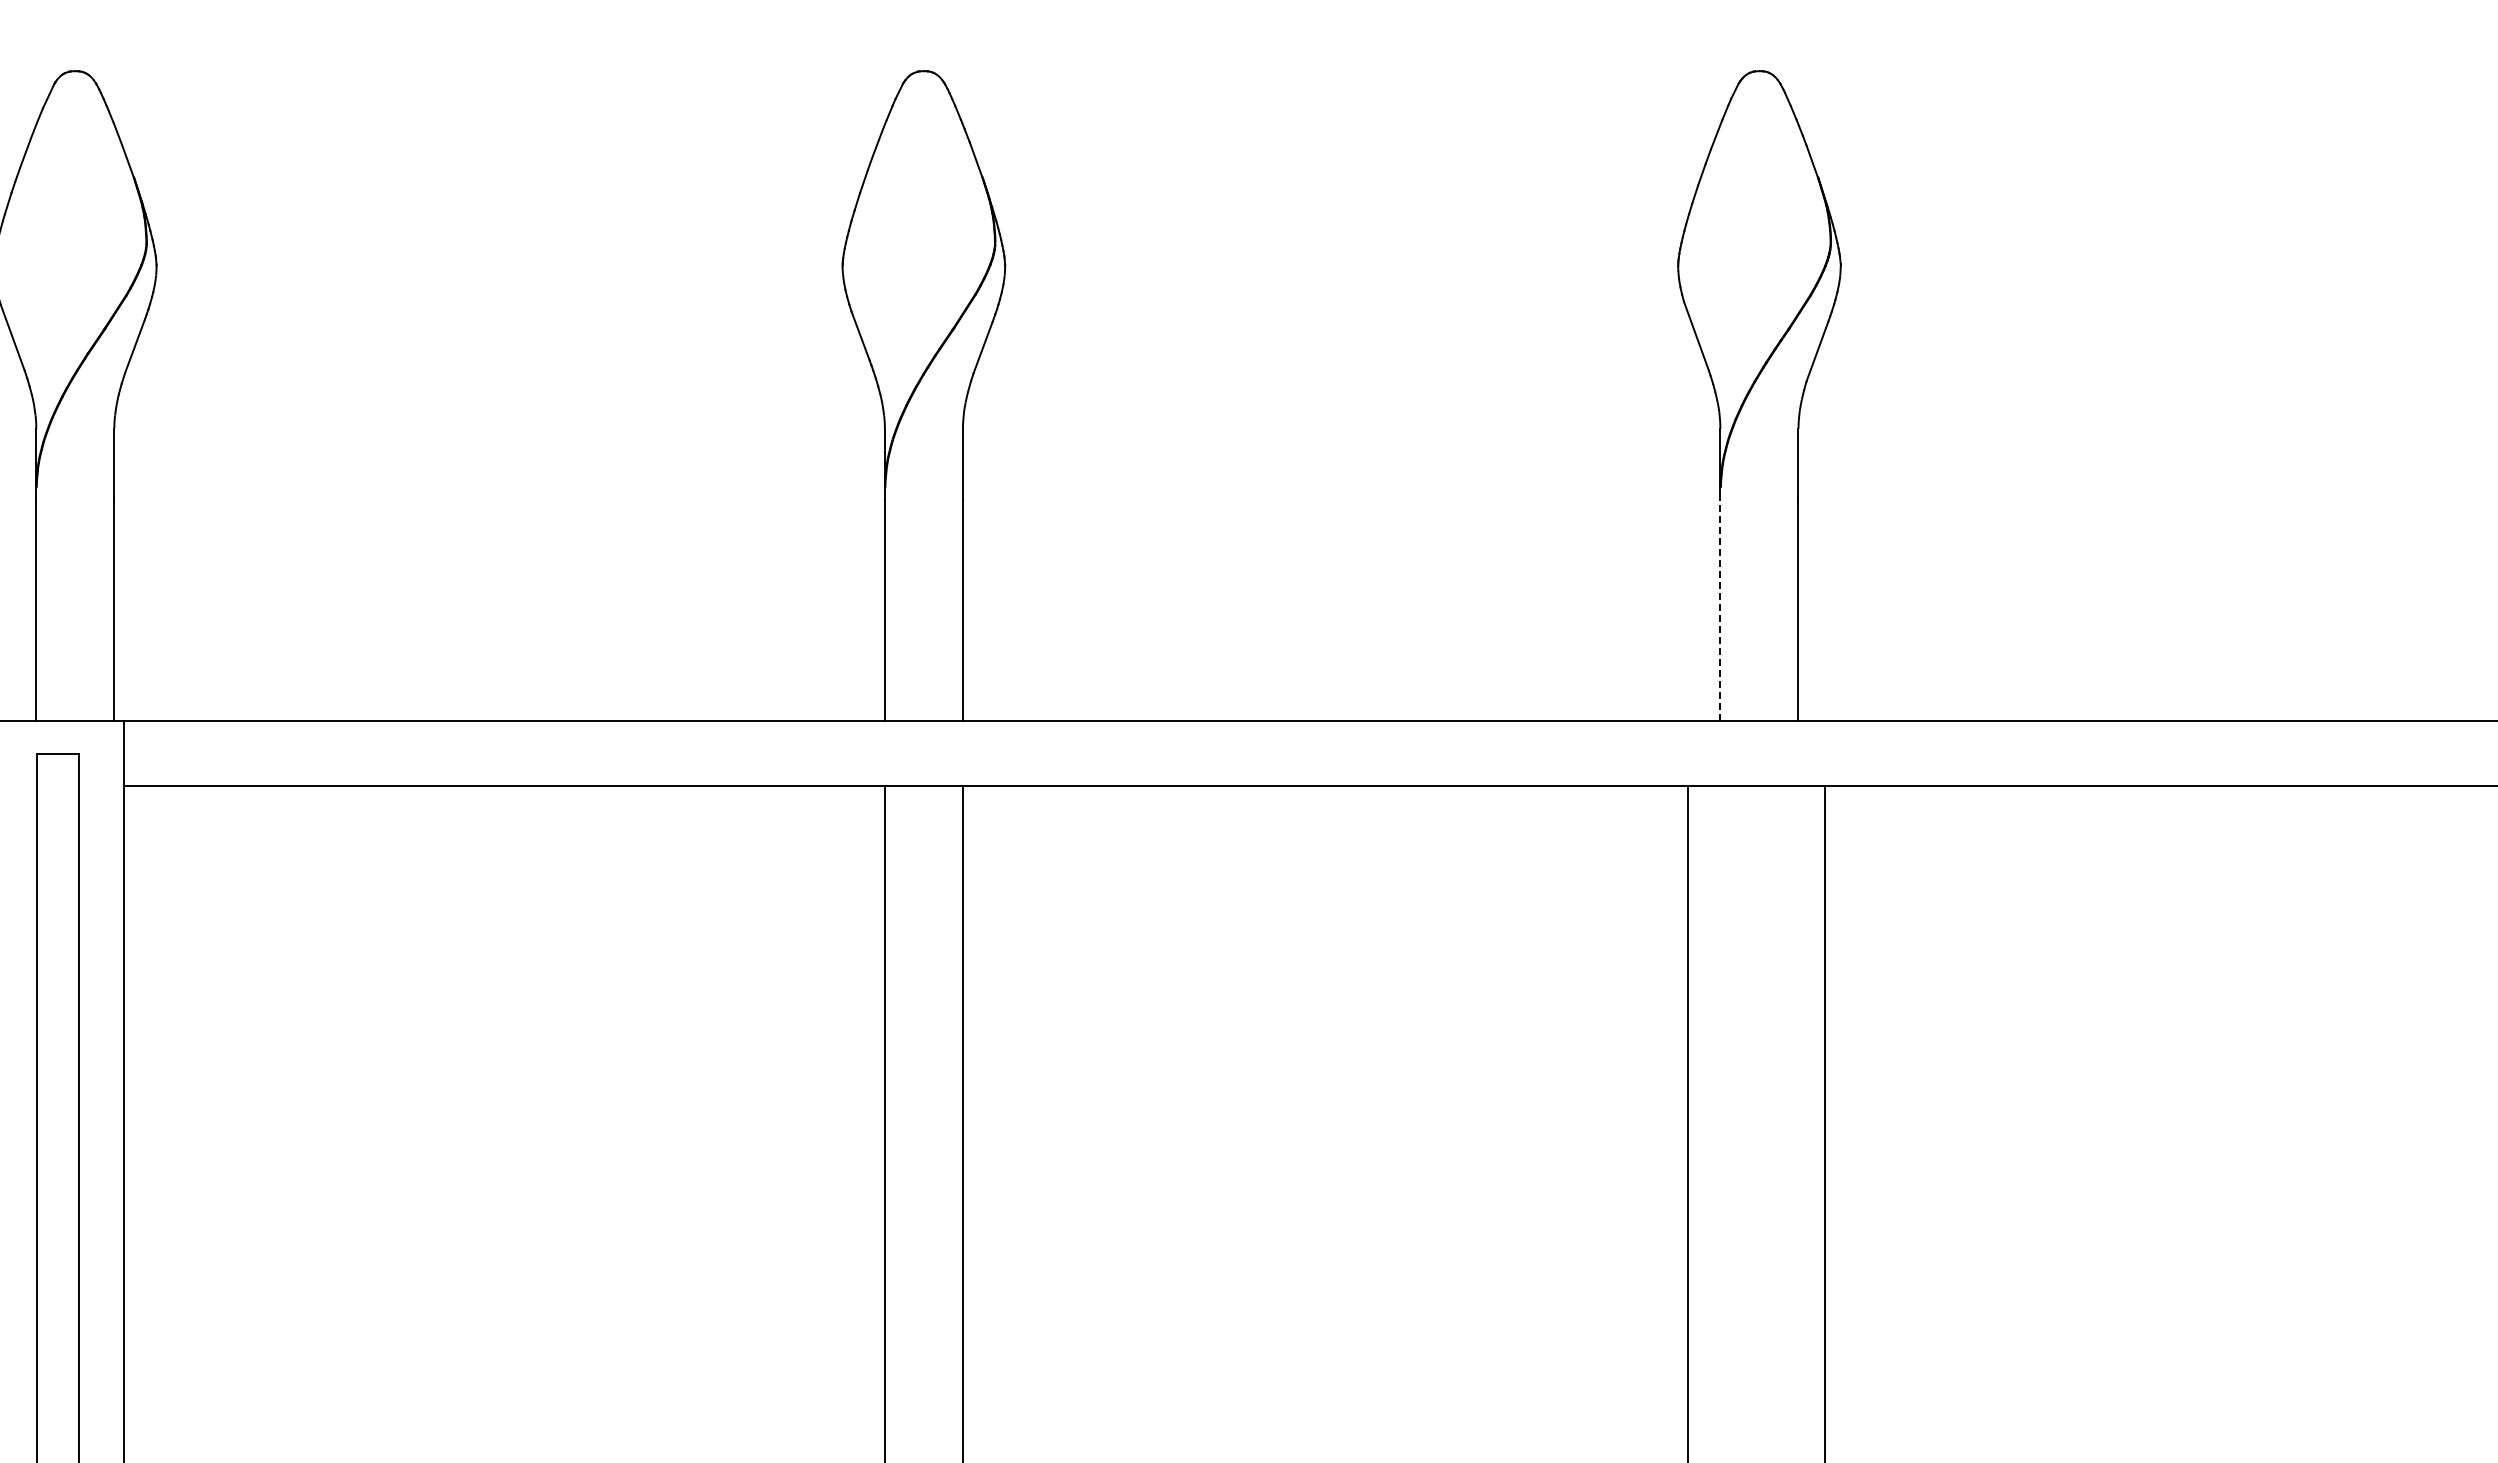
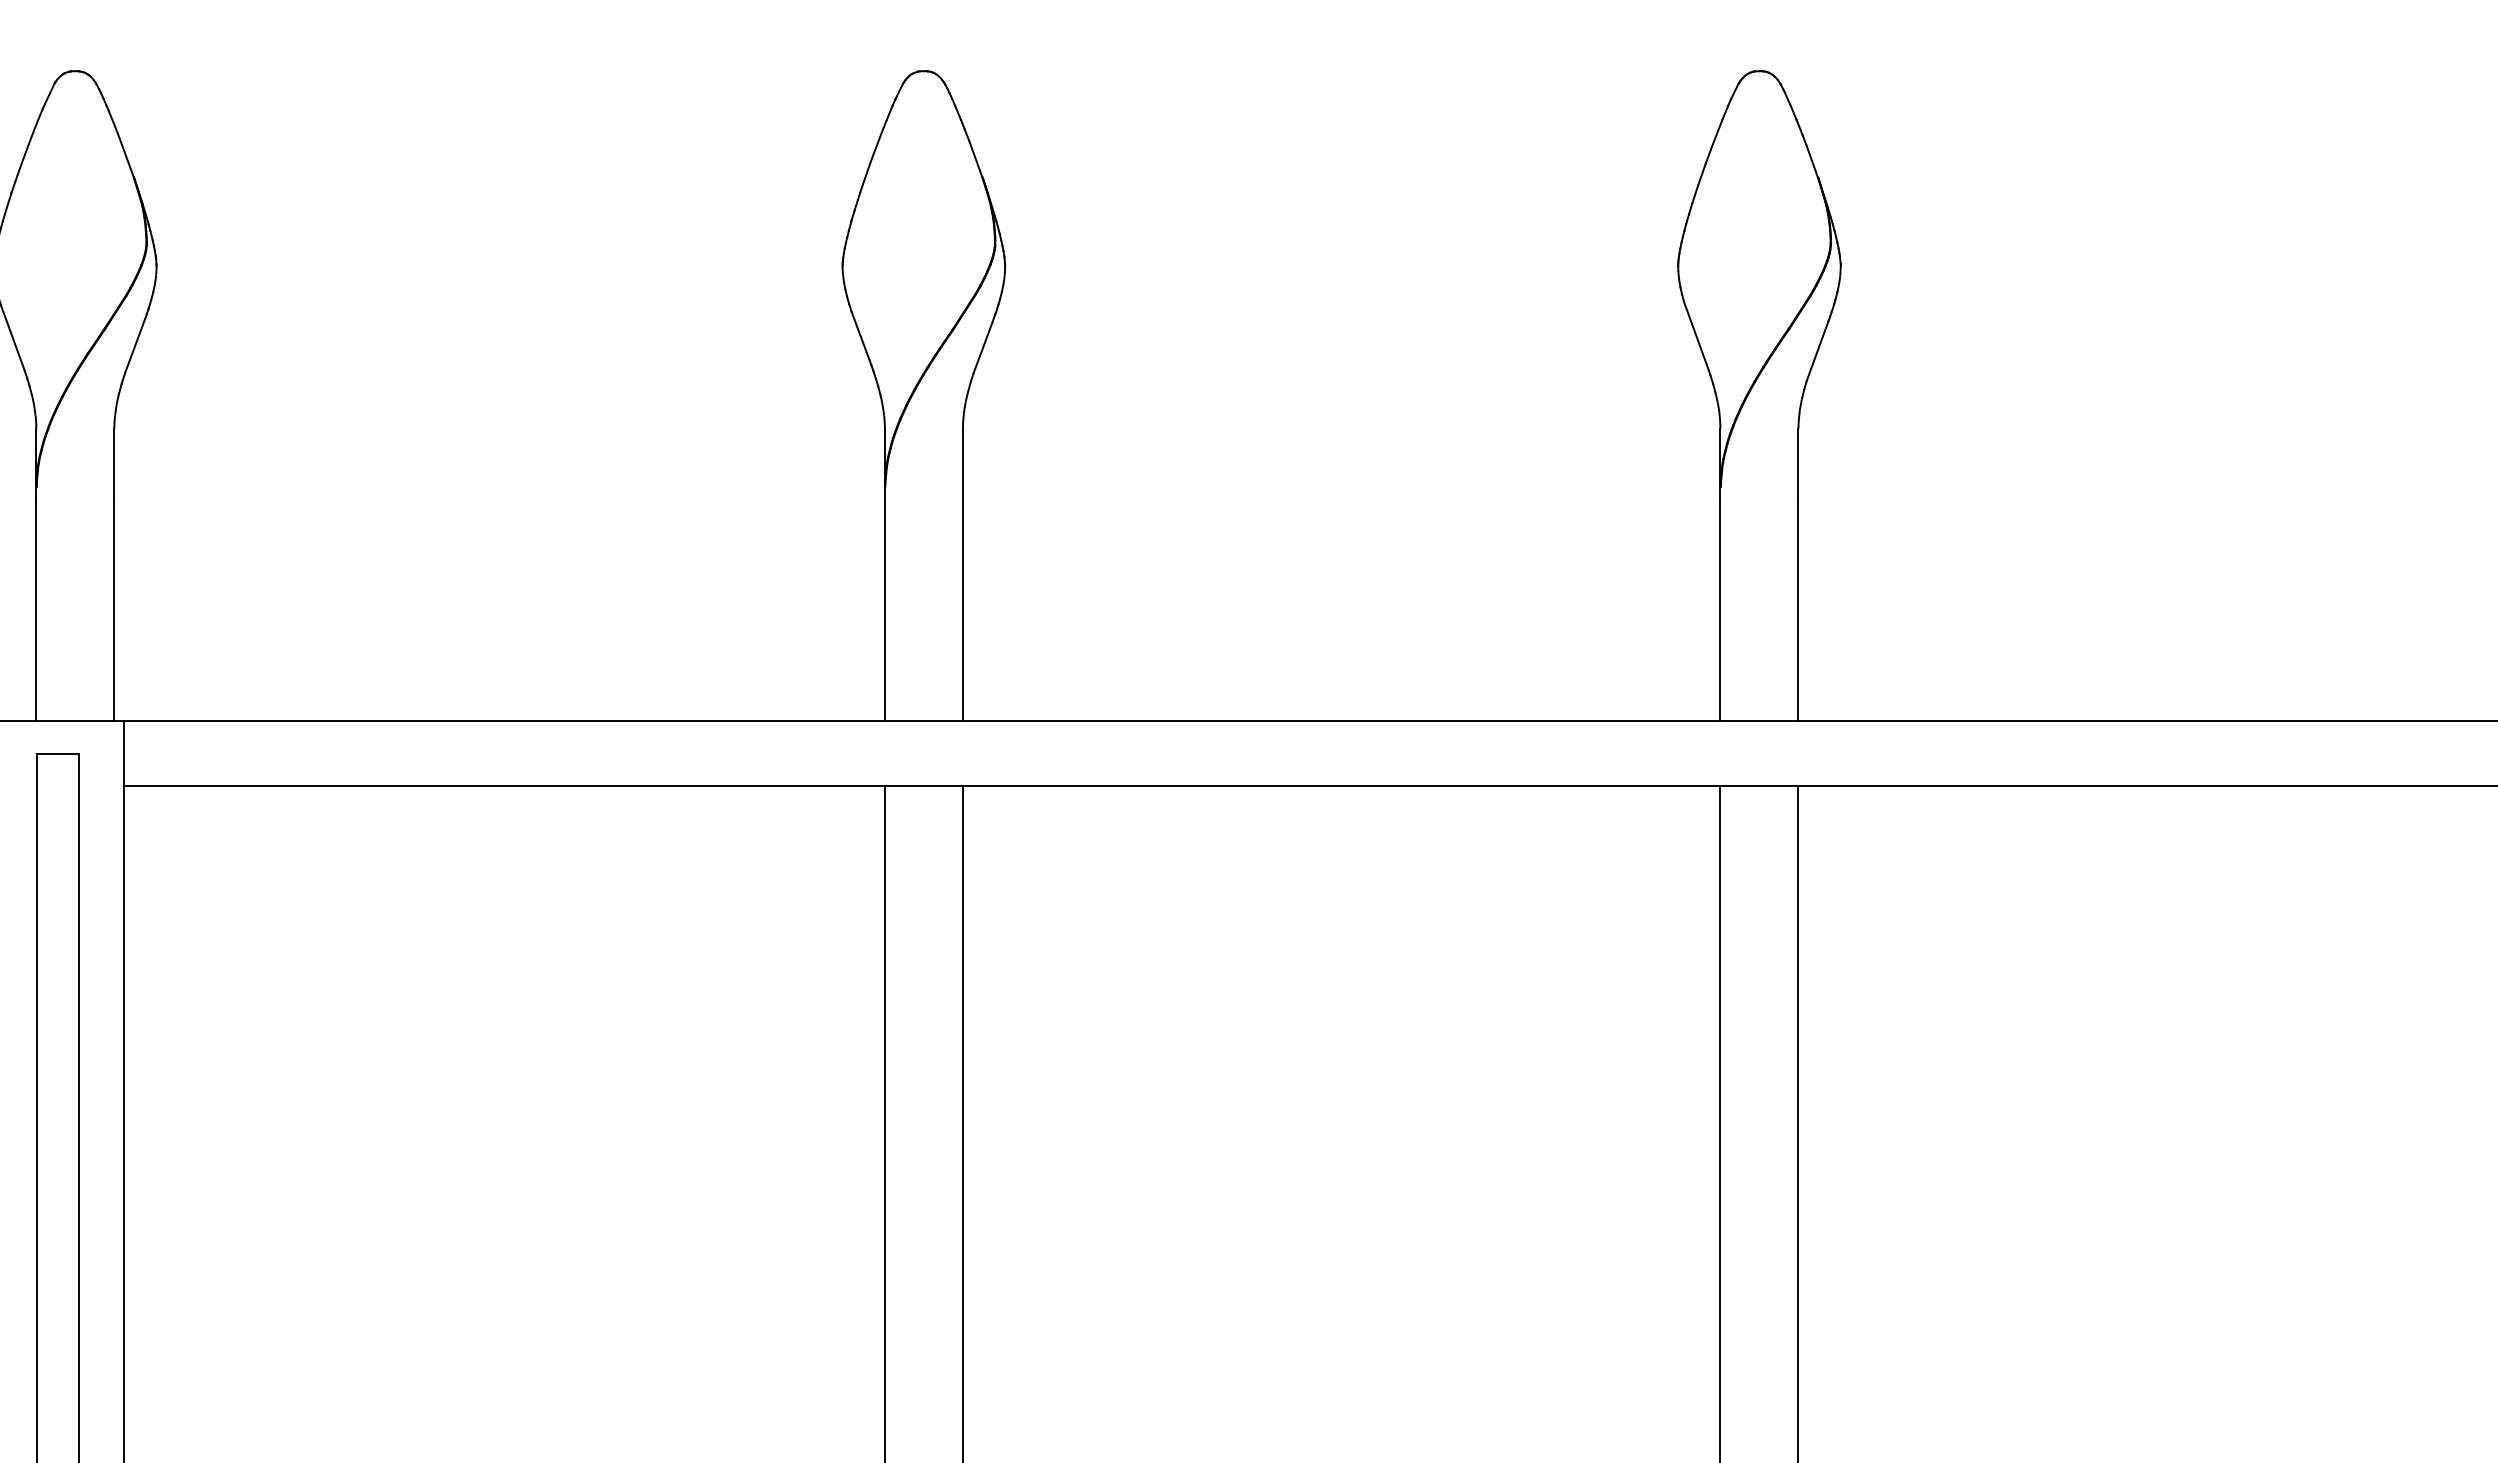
line: dashed -> solid (1720, 610)
line position: (1688, 1122) -> (1720, 1122) (1720, 1122)
line position: (1825, 1122) -> (1798, 1122) (1798, 1122)
